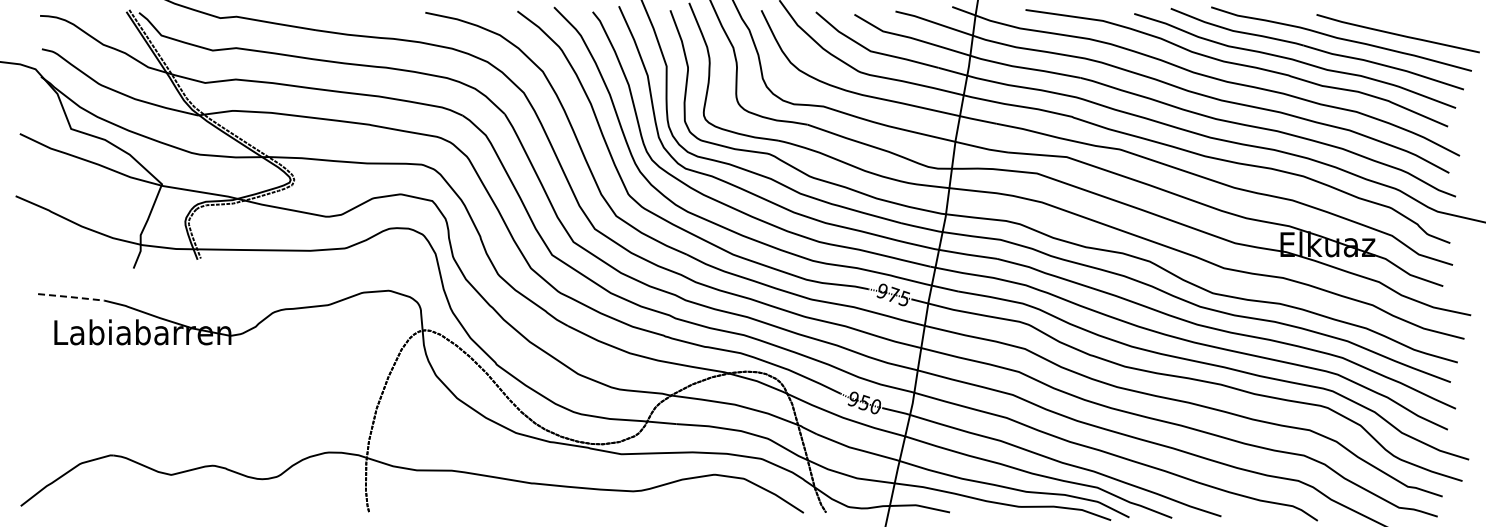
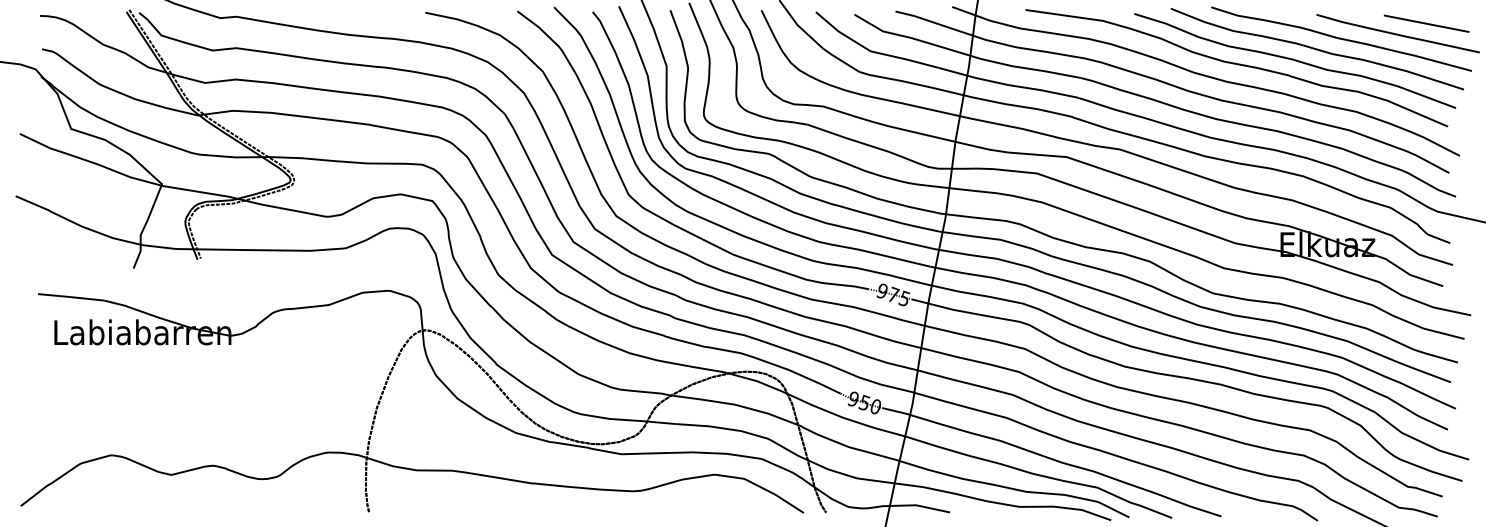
line: none -> present (1426, 23)
line: dashed -> solid (70, 297)
